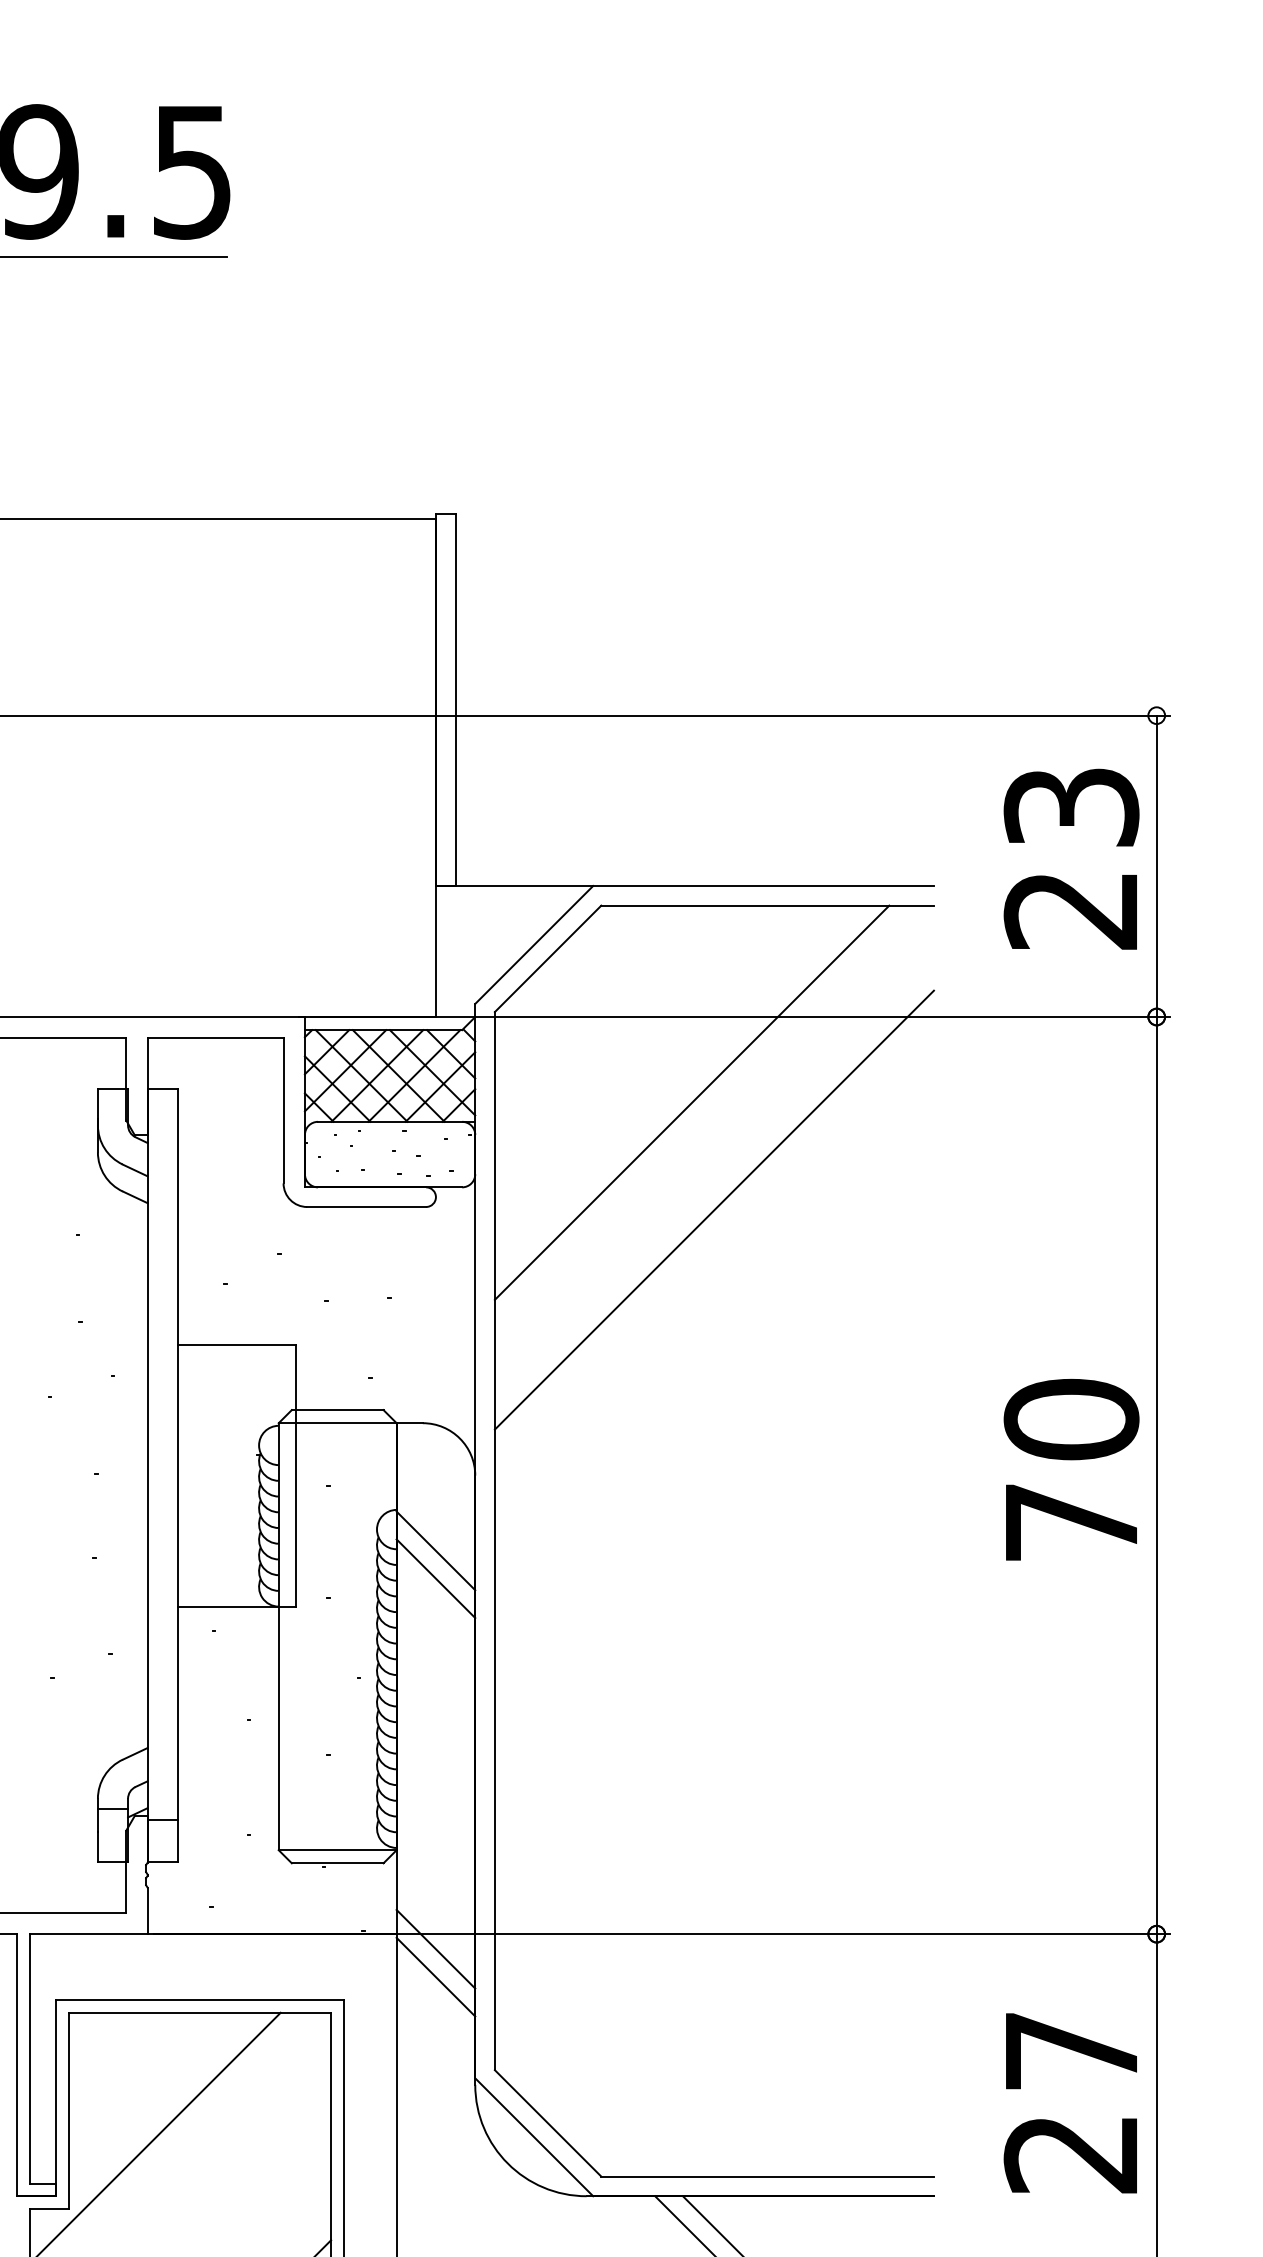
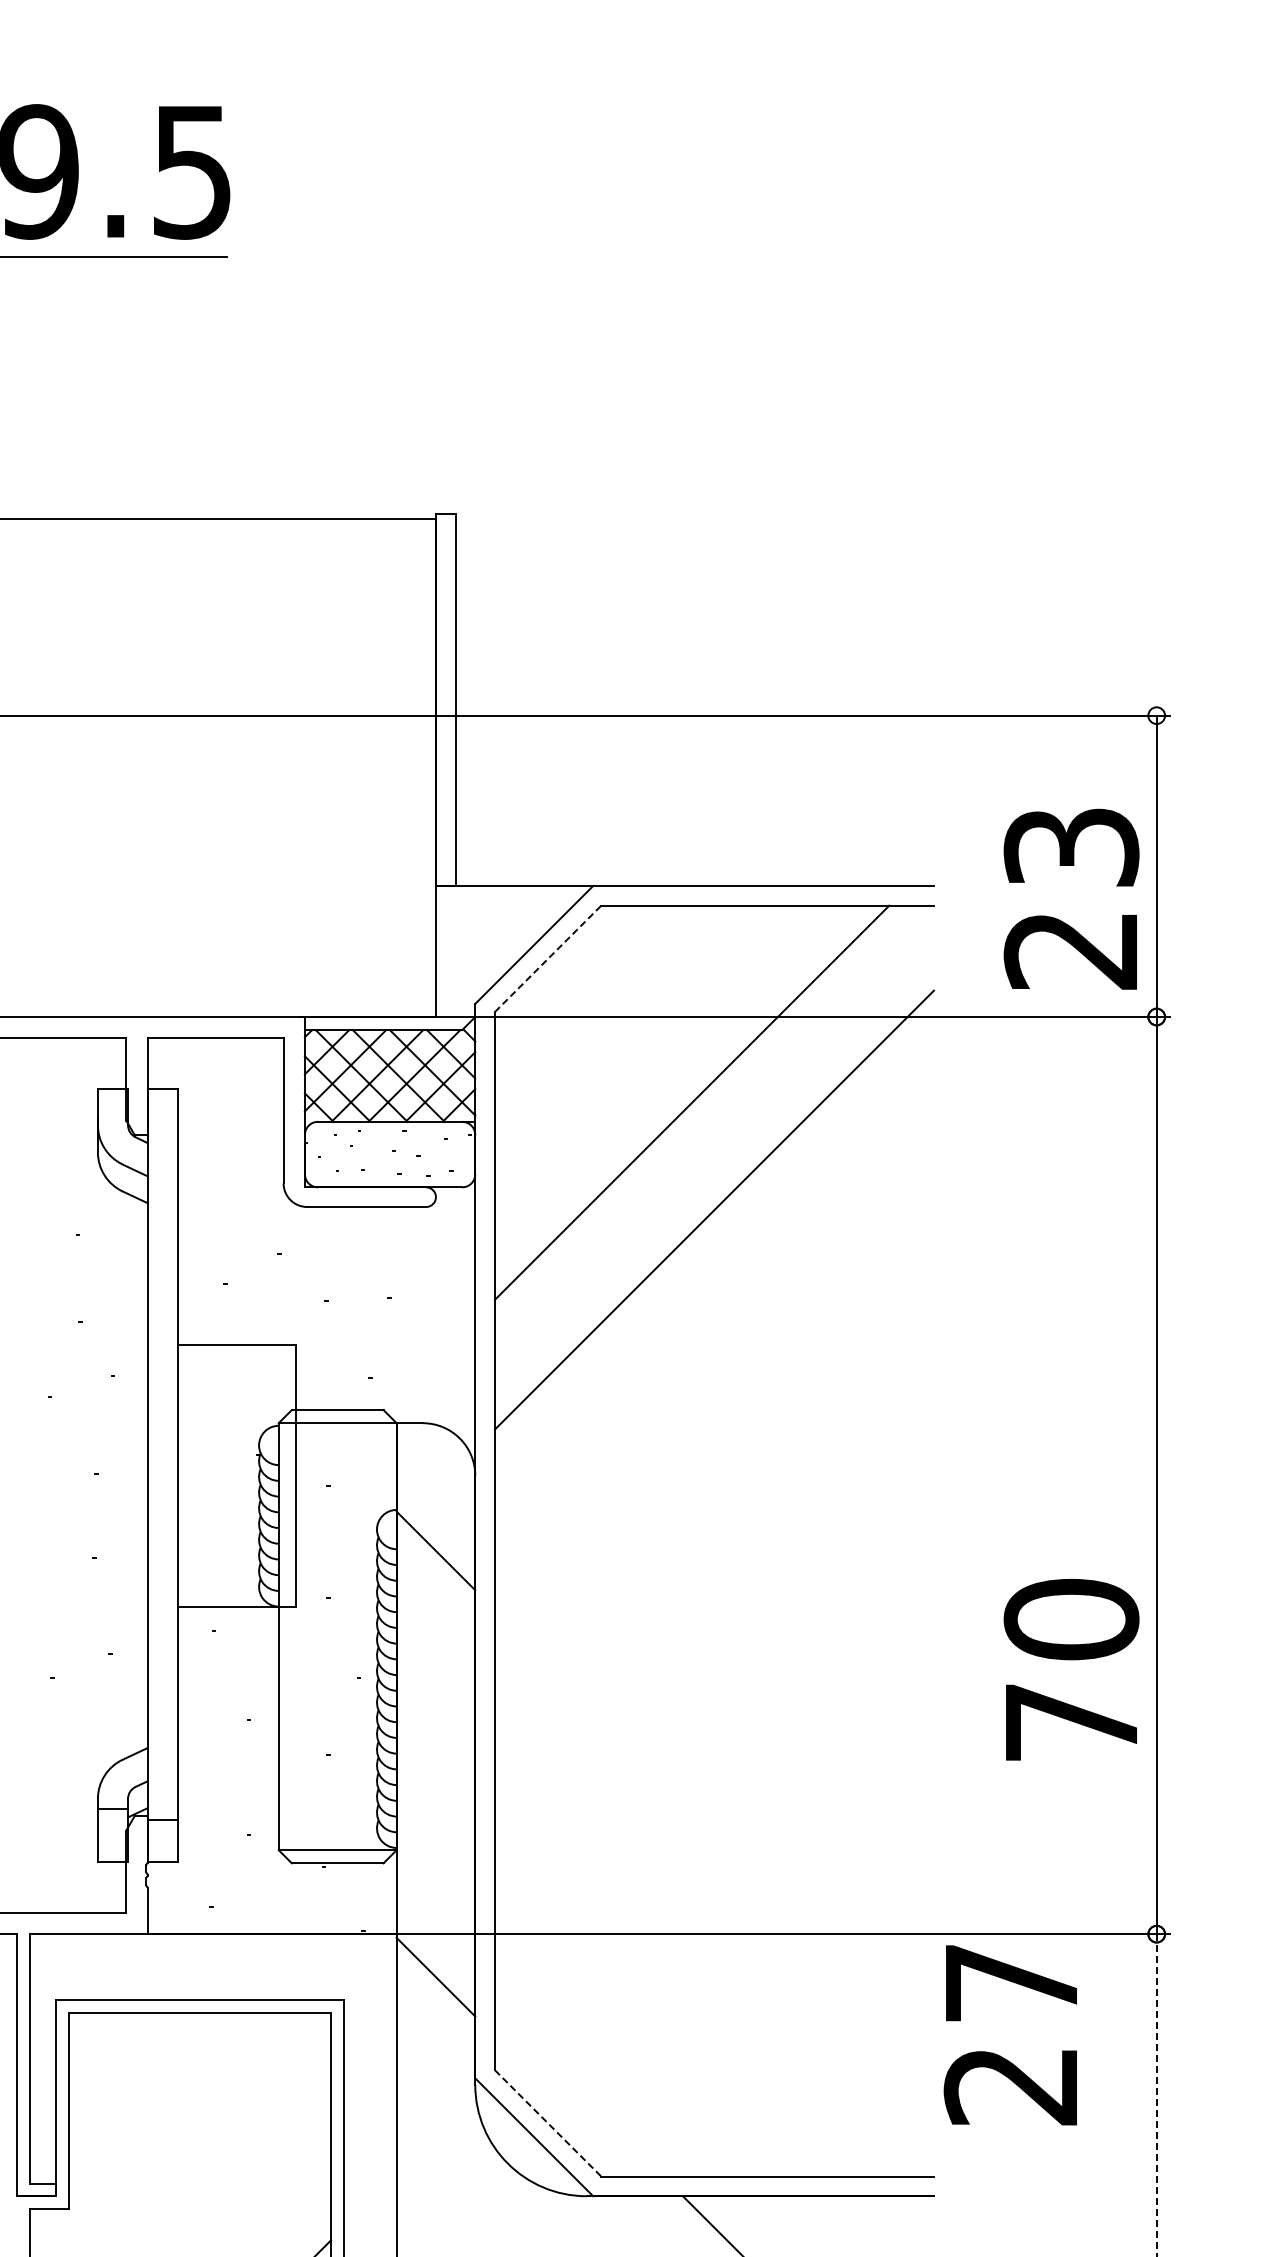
text position: (1071, 858) -> (1071, 898) (1071, 898)
line: solid -> dashed (548, 958)
text position: (1071, 1469) -> (1071, 1669) (1071, 1669)
line: present -> none (435, 1578)
line: present -> none (435, 1948)
line: solid -> dashed (1156, 2096)
text position: (1069, 2103) -> (1009, 2035) (1009, 2035)
line: solid -> dashed (548, 2123)
line: present -> none (159, 2132)
line: present -> none (683, 2224)
